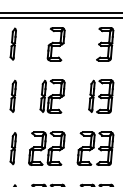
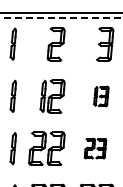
line: solid -> dashed (61, 18)
part size: 27x35 px -> 17x23 px (101, 96)
part size: 39x35 px -> 25x22 px (95, 148)
